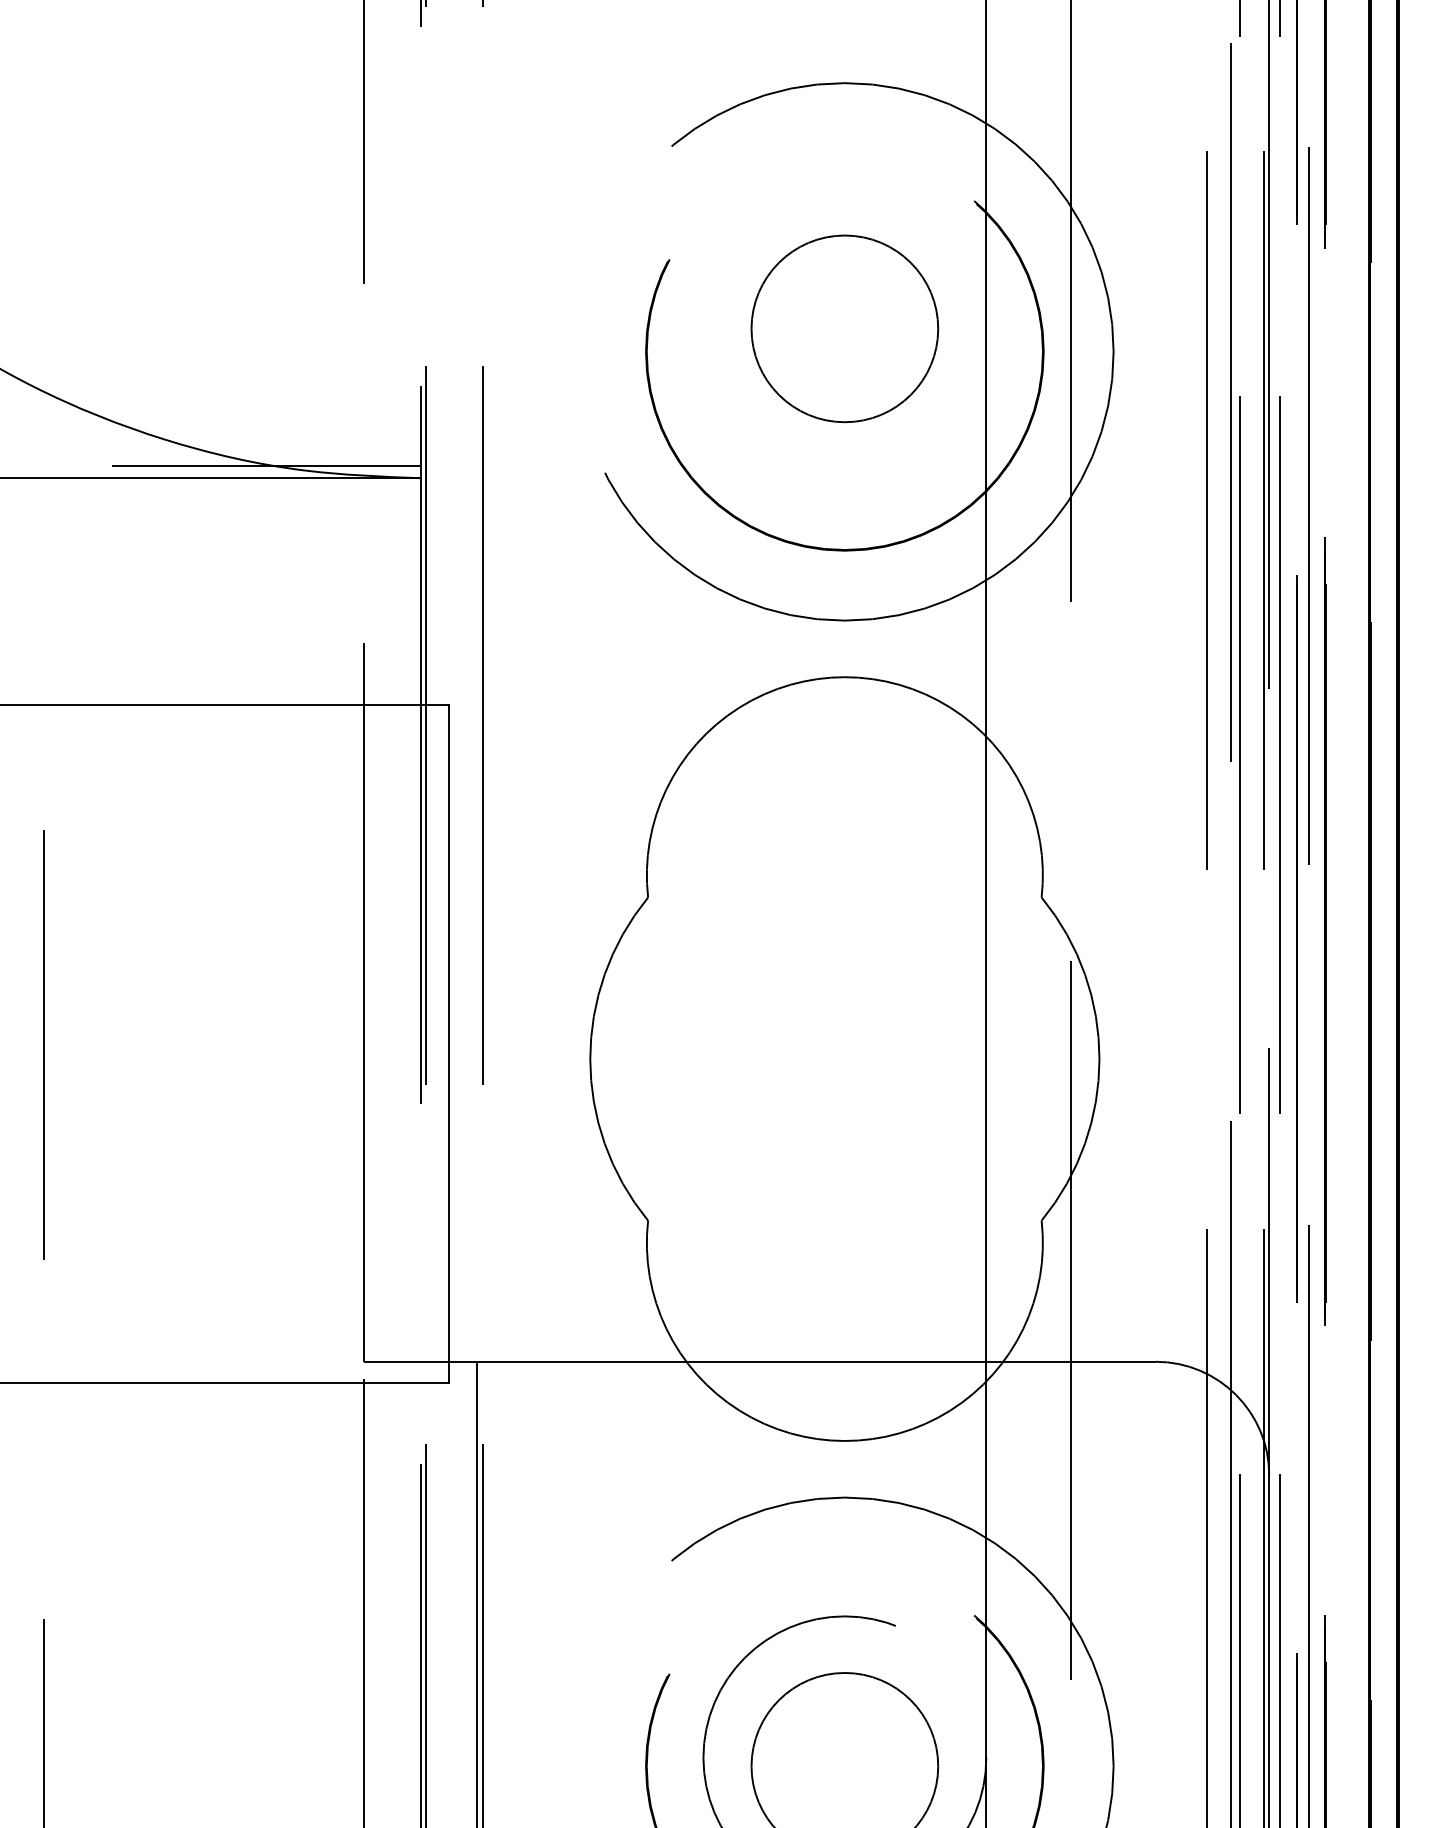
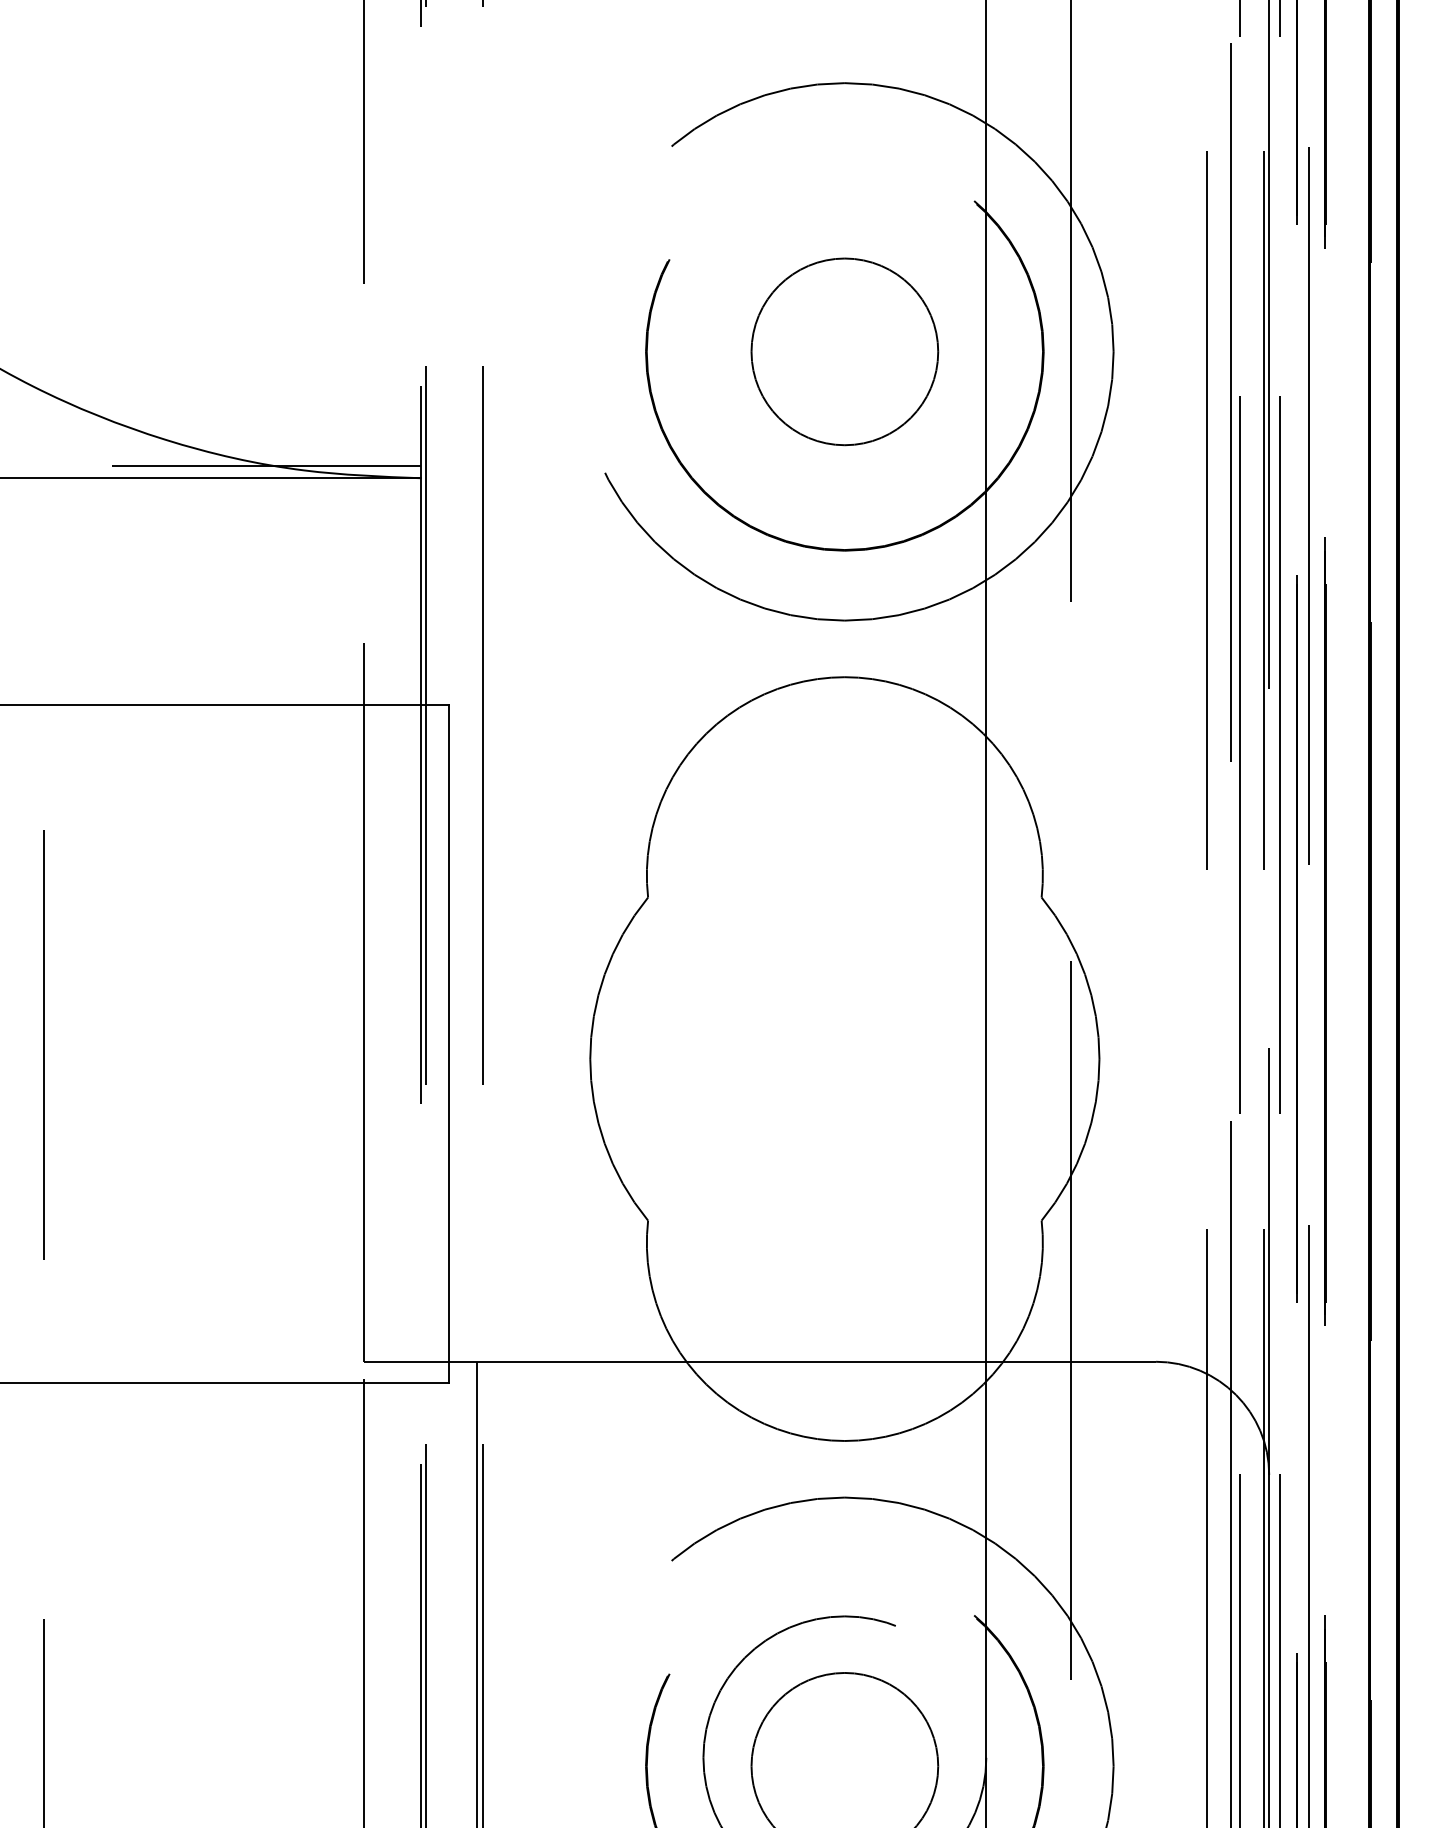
circle position: (844, 328) -> (844, 351) (844, 351)
